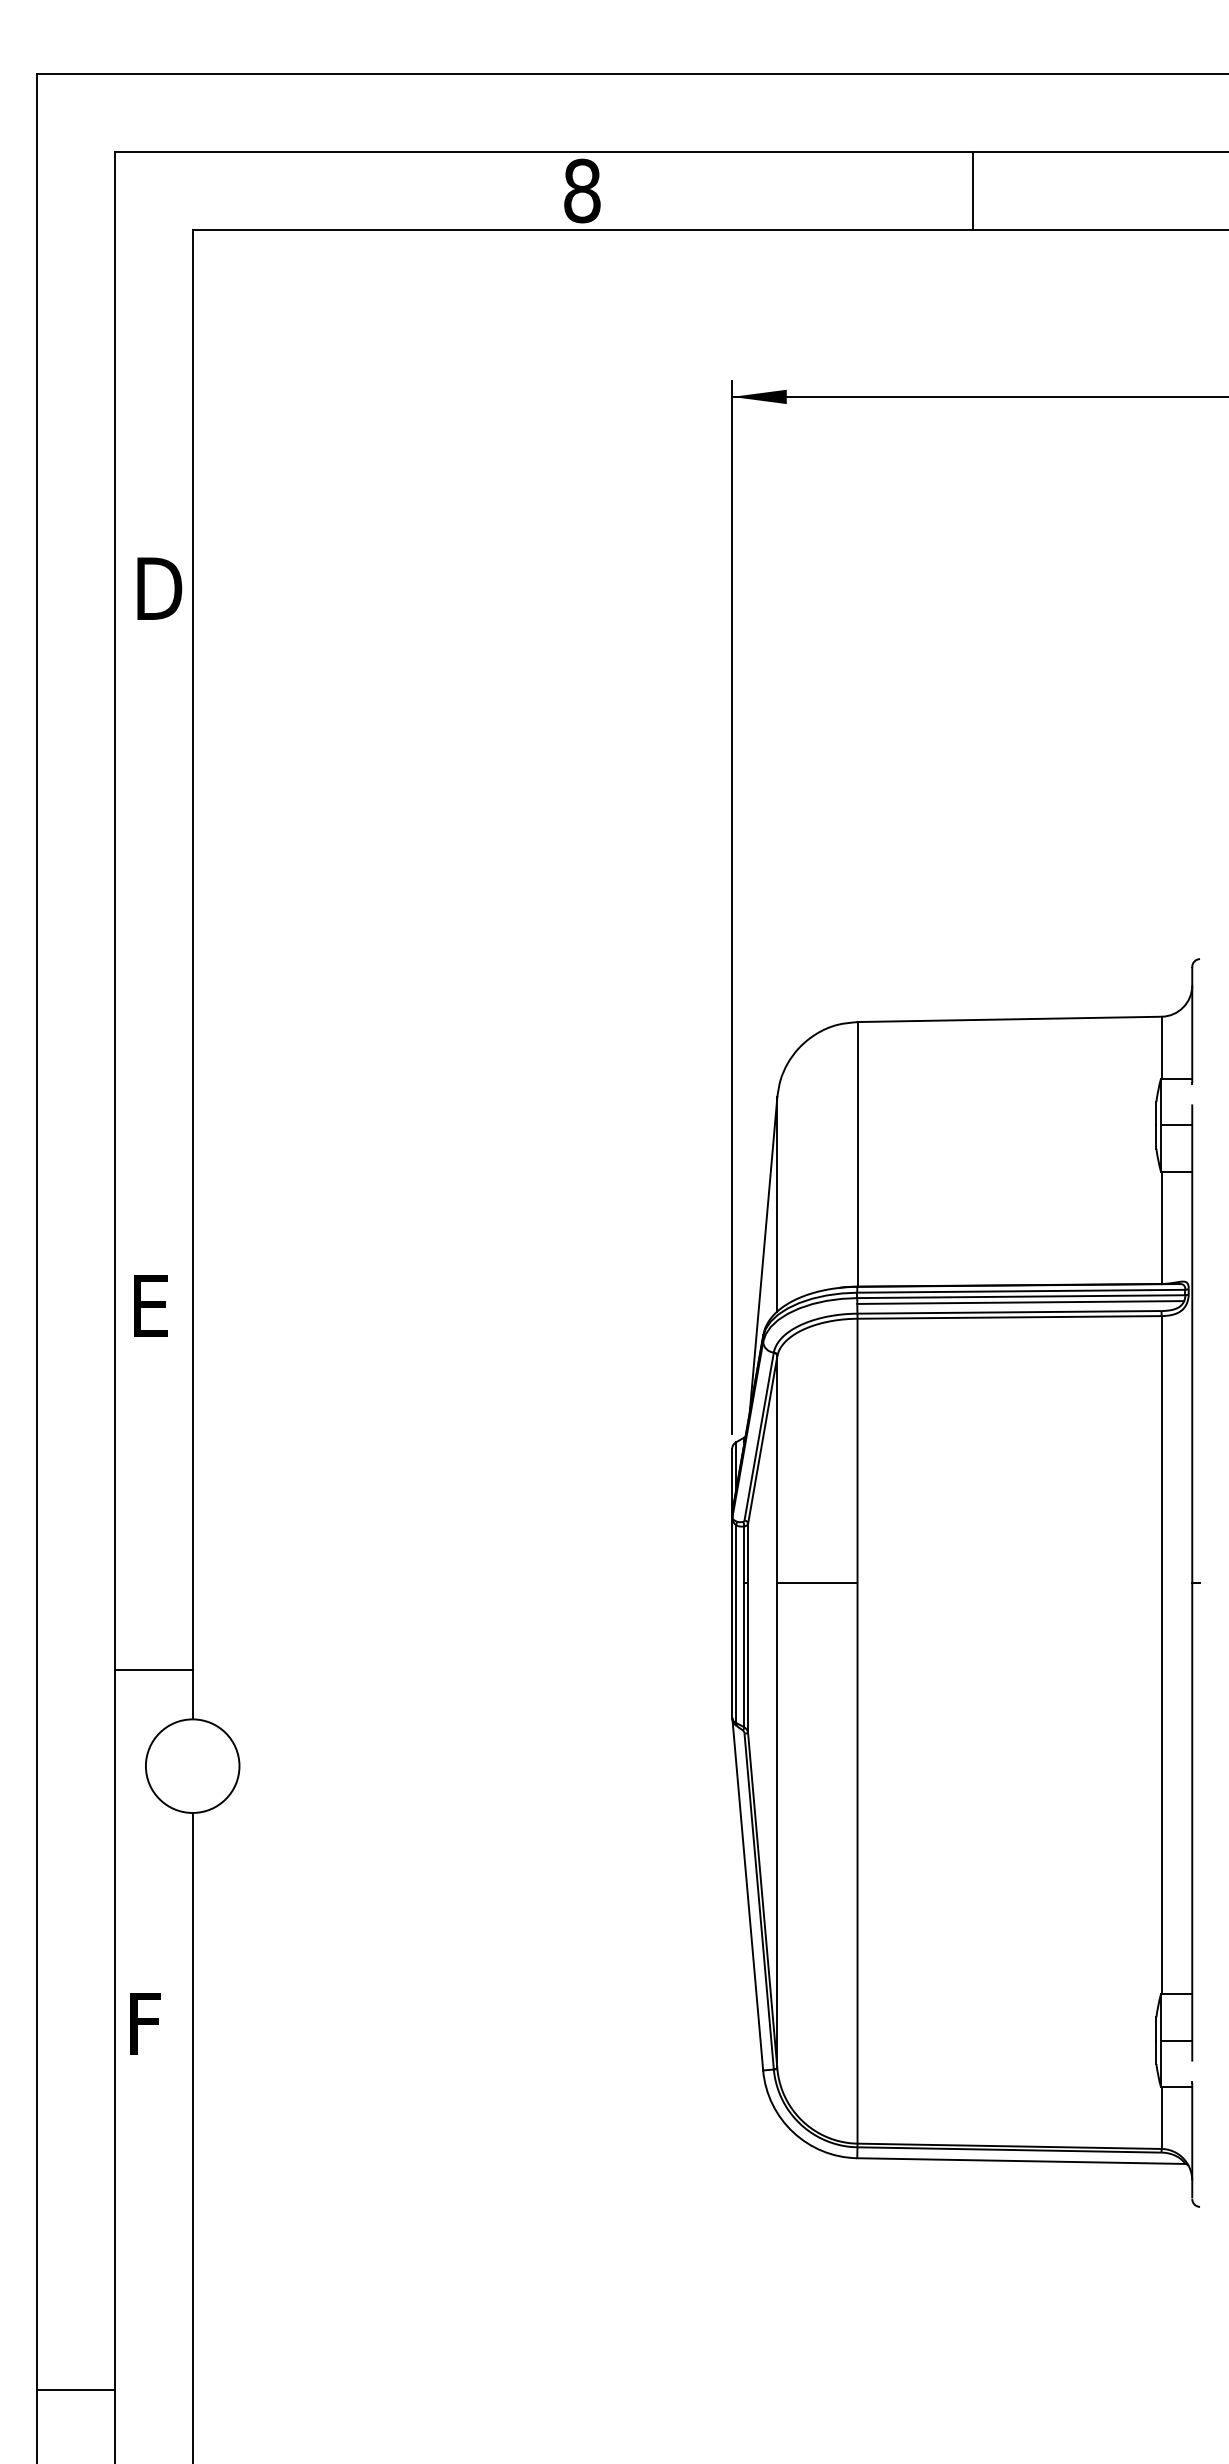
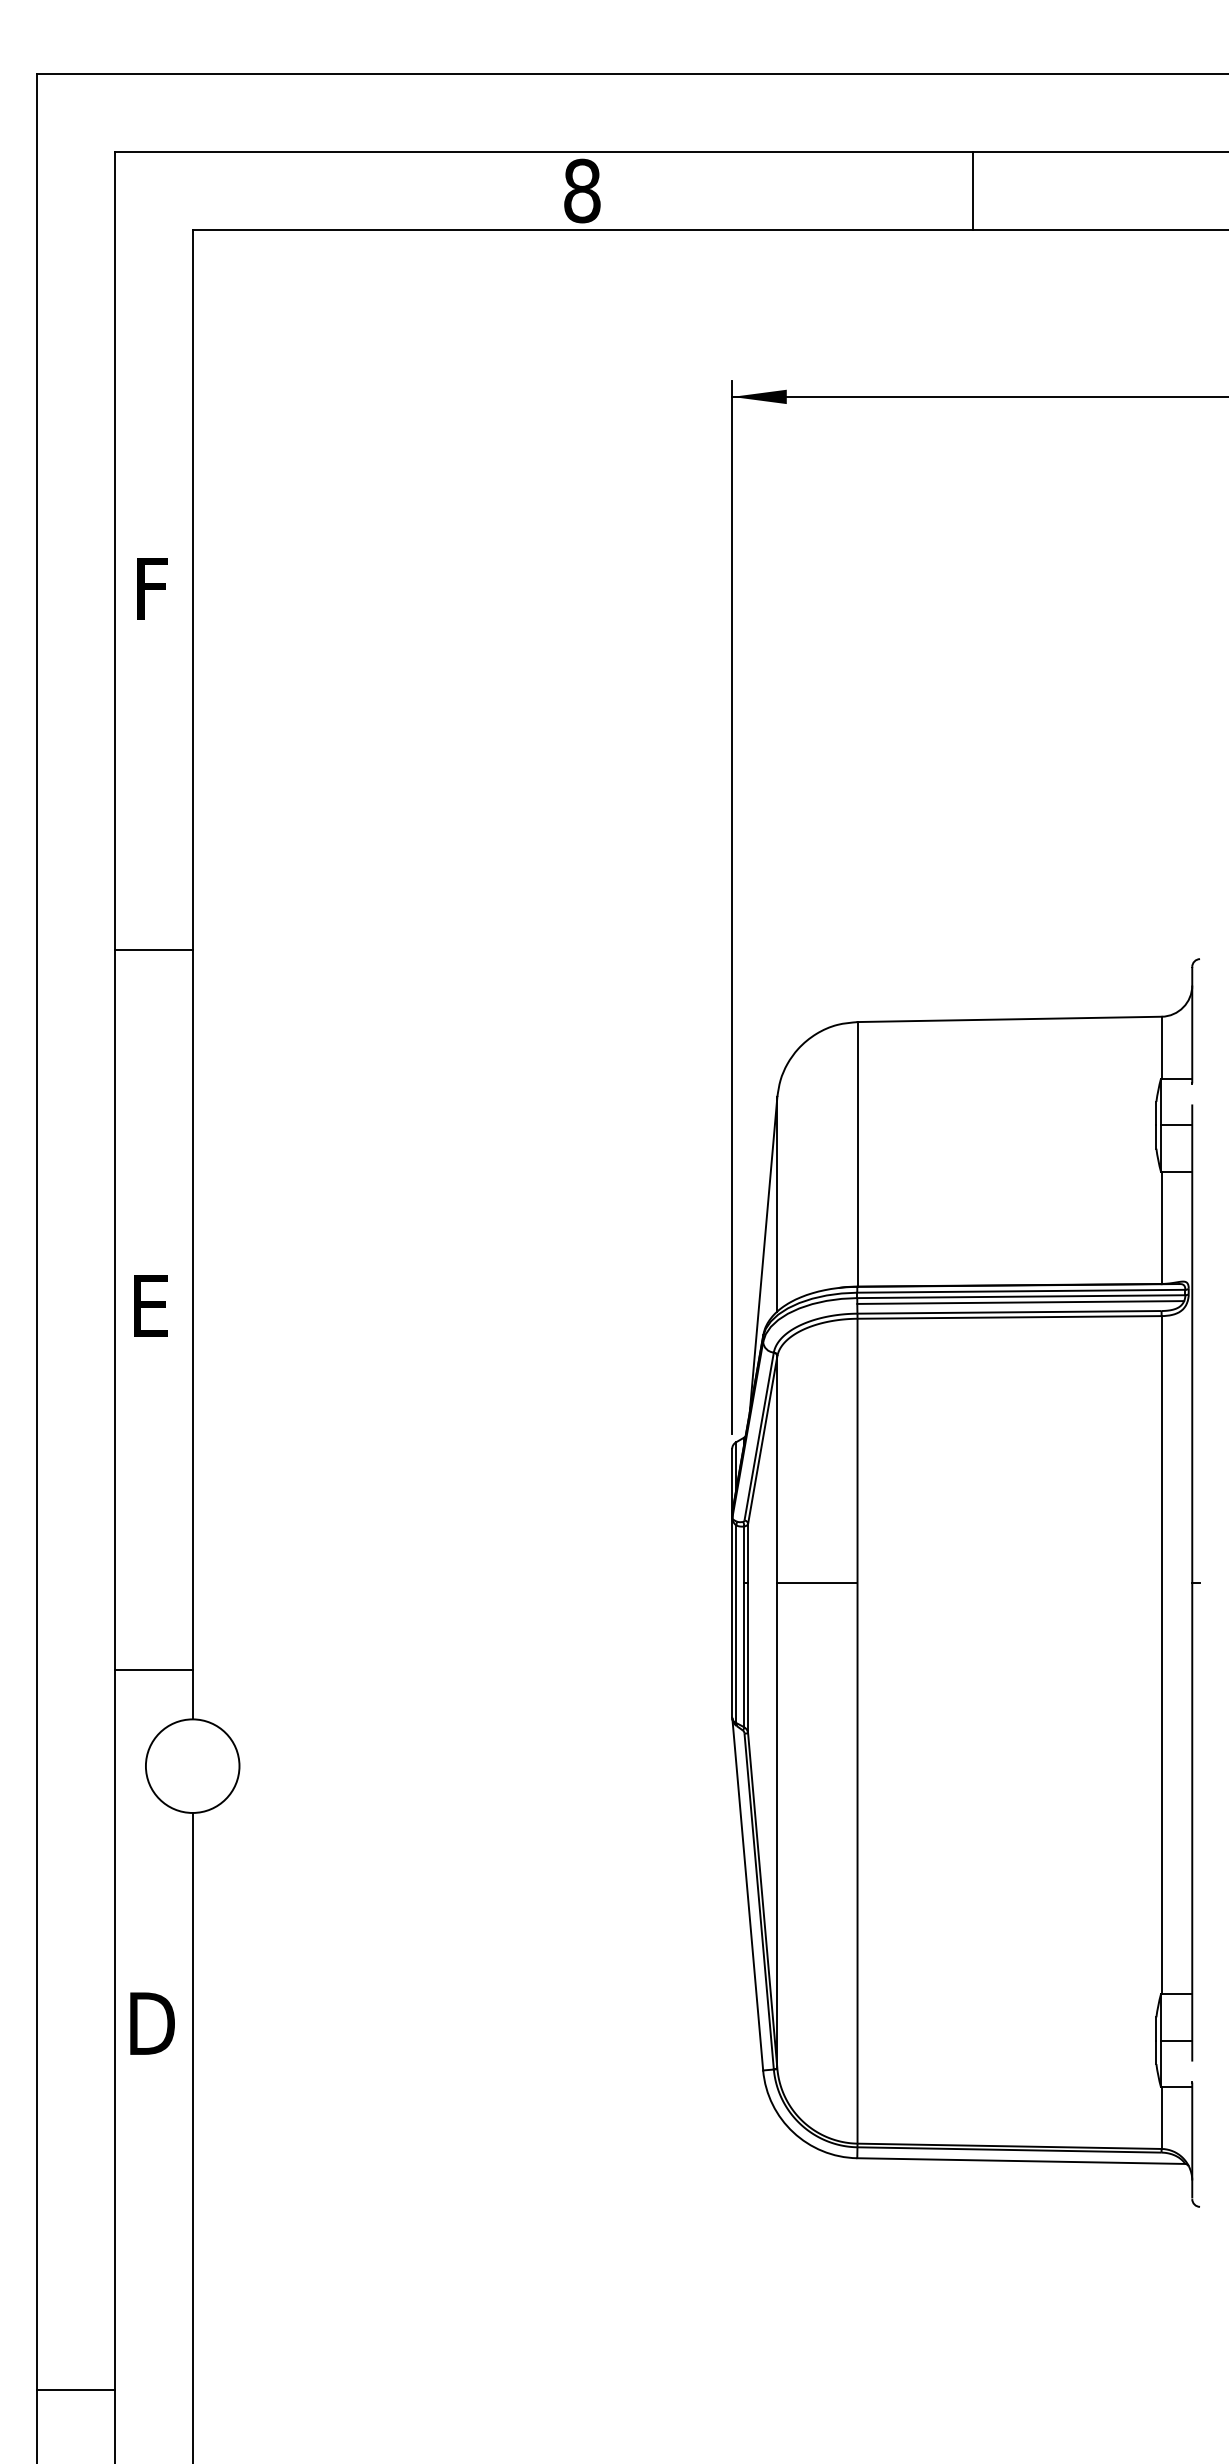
text: D -> F (159, 588)
line: none -> present (153, 949)
text: F -> D (152, 2023)
